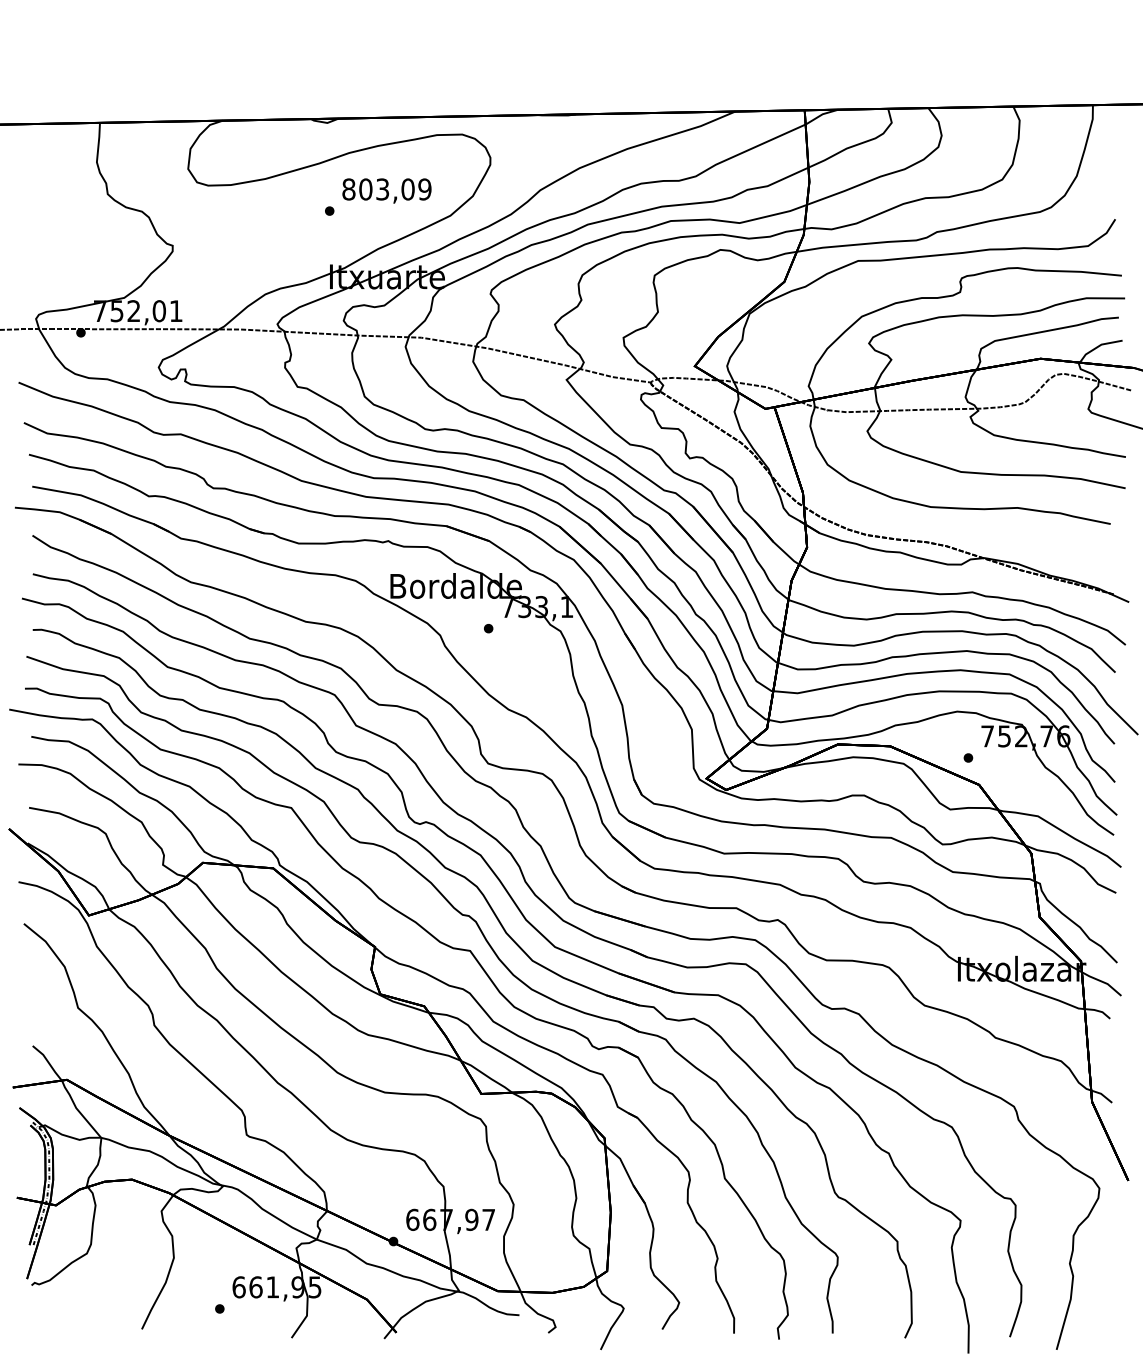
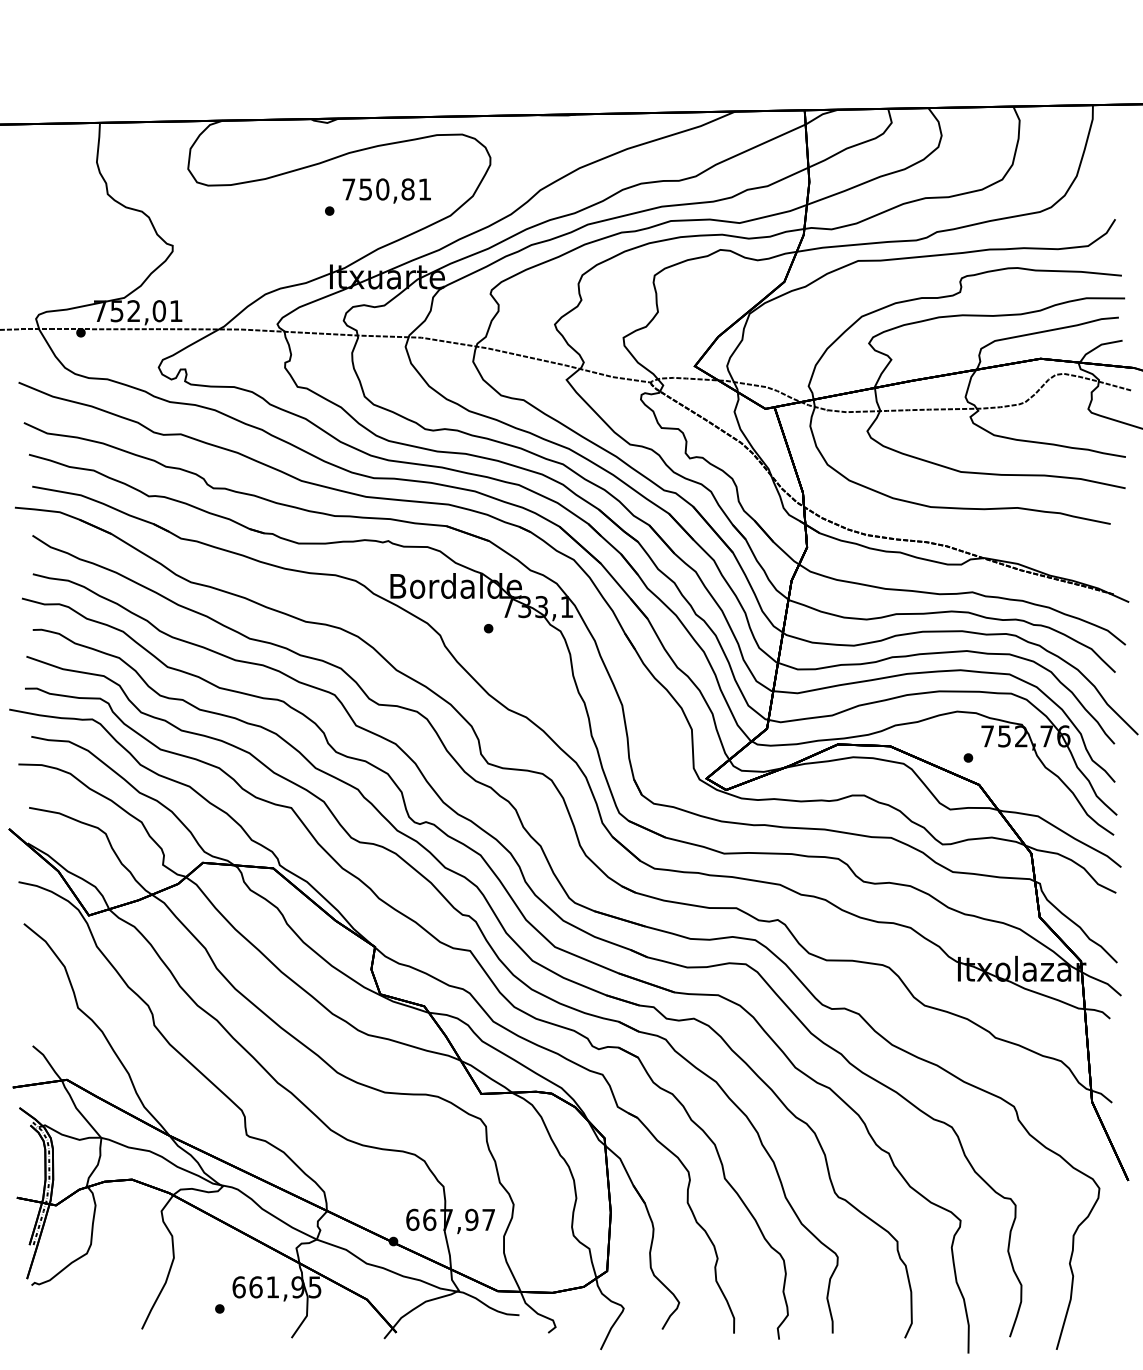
text: 803,09 -> 750,81 (386, 189)
